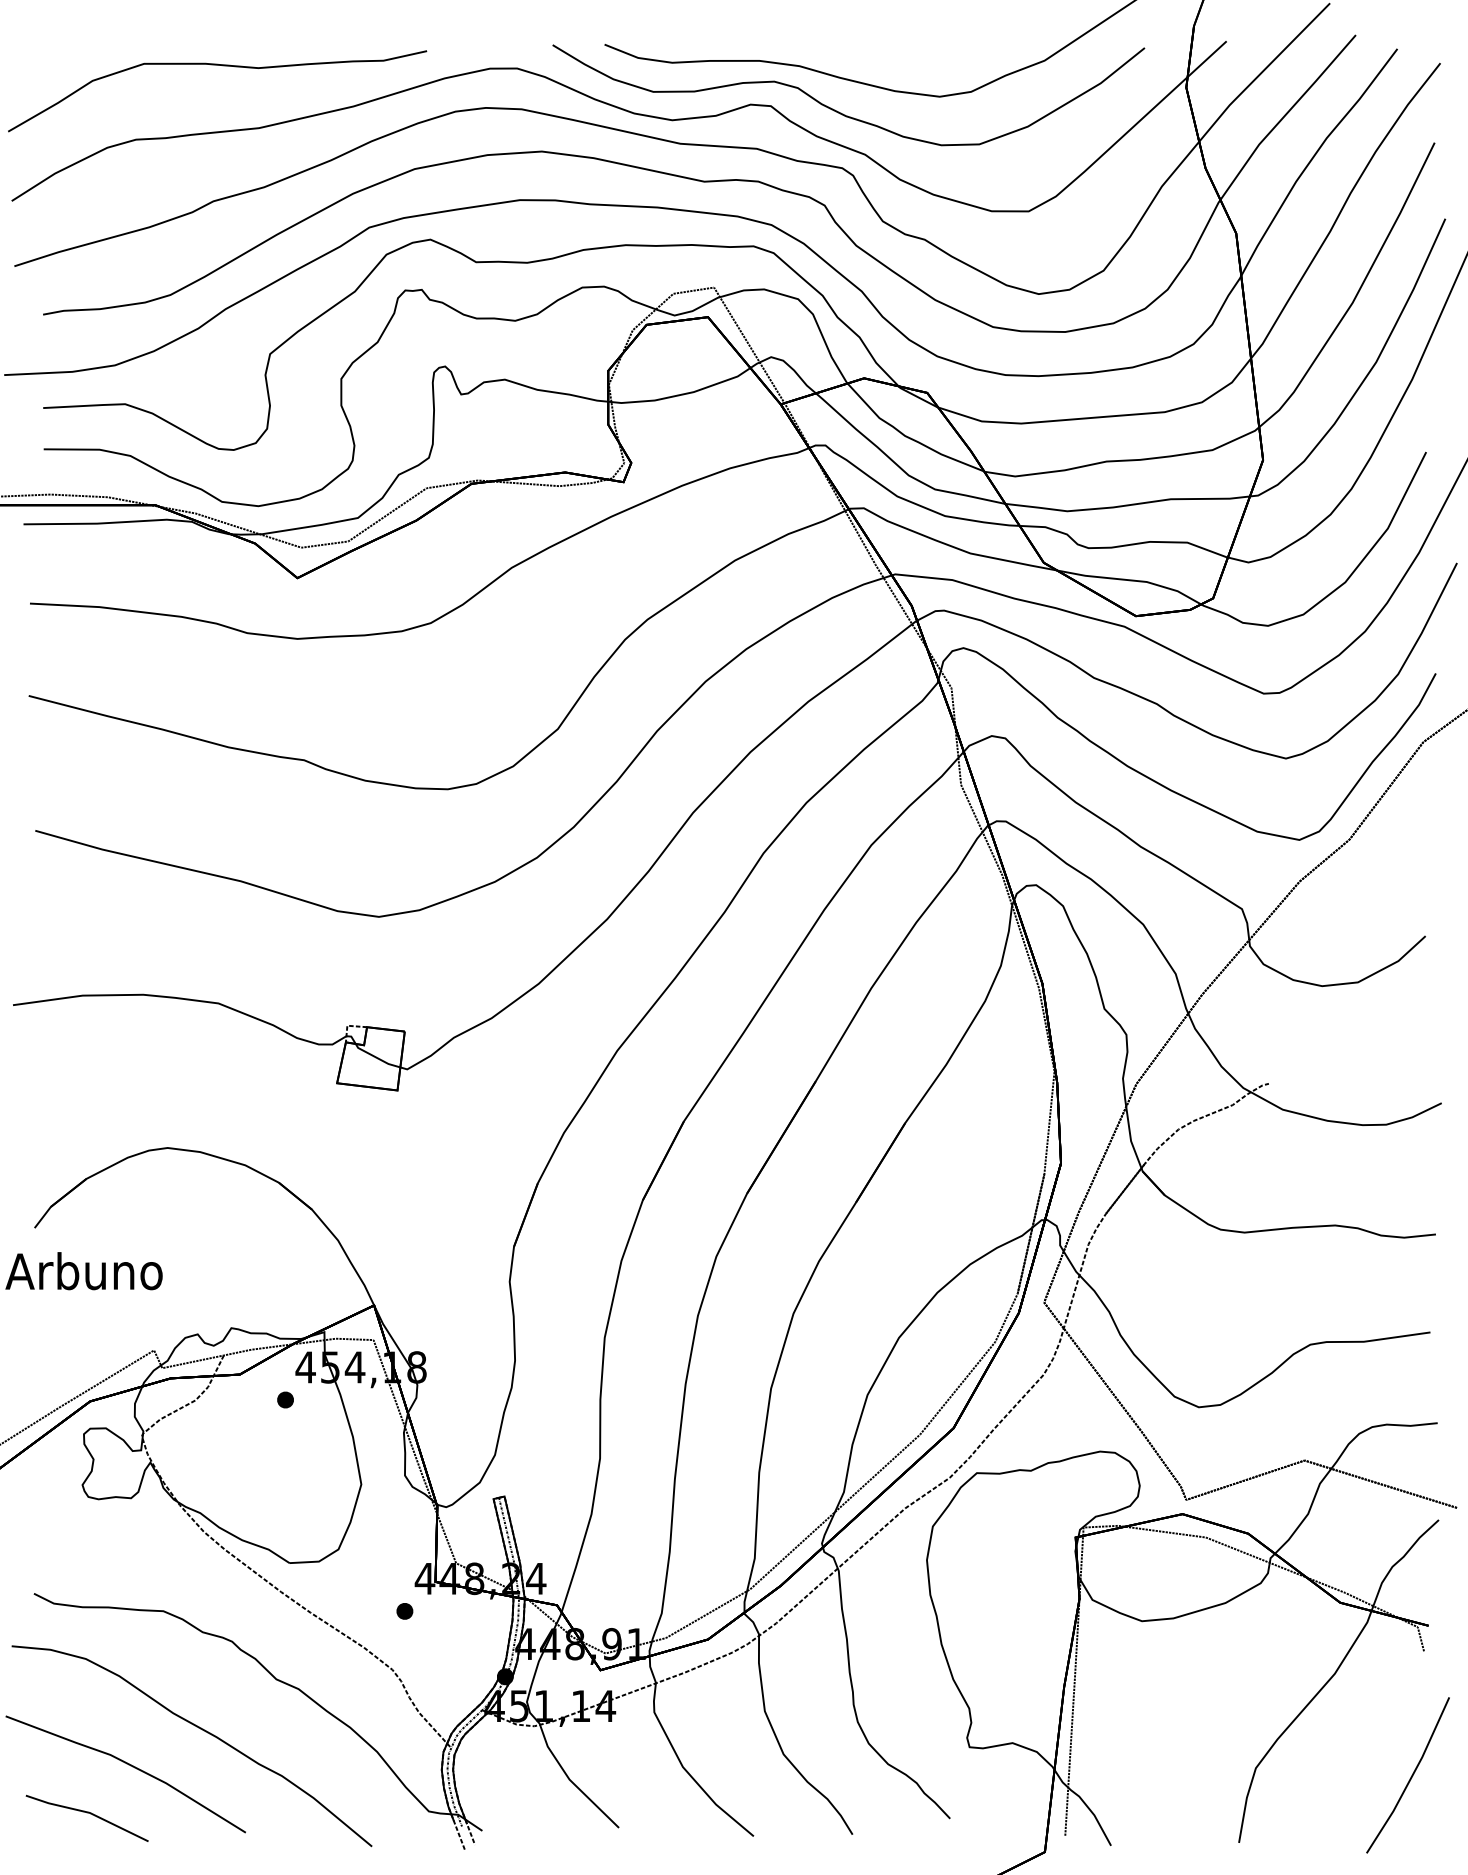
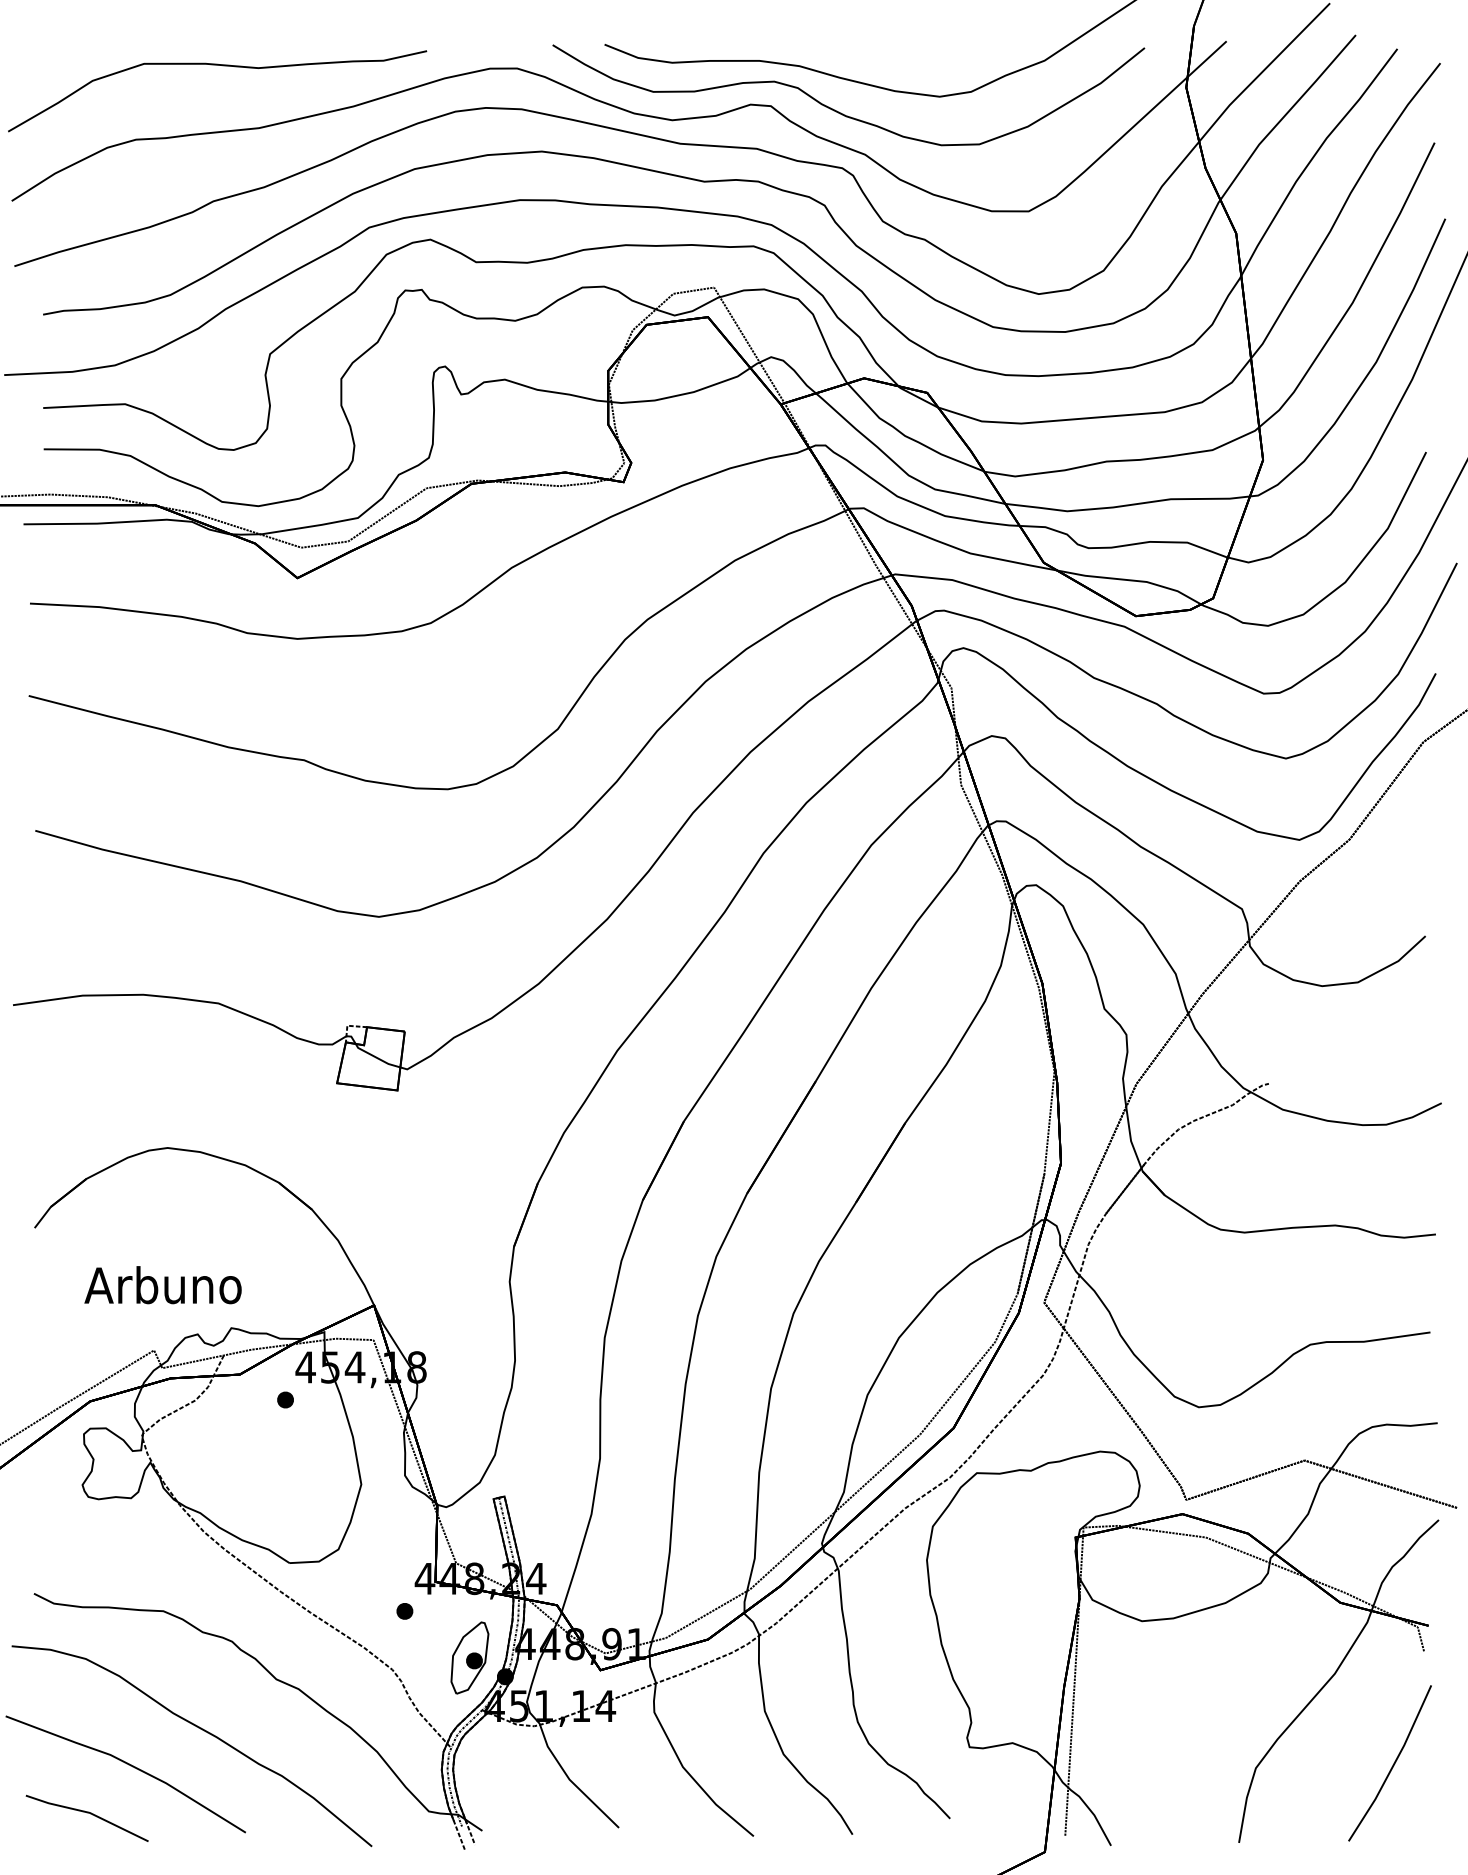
text position: (83, 1271) -> (162, 1285) (162, 1285)
part: none -> present (469, 1657)
line position: (1410, 1777) -> (1392, 1765) (1392, 1765)
